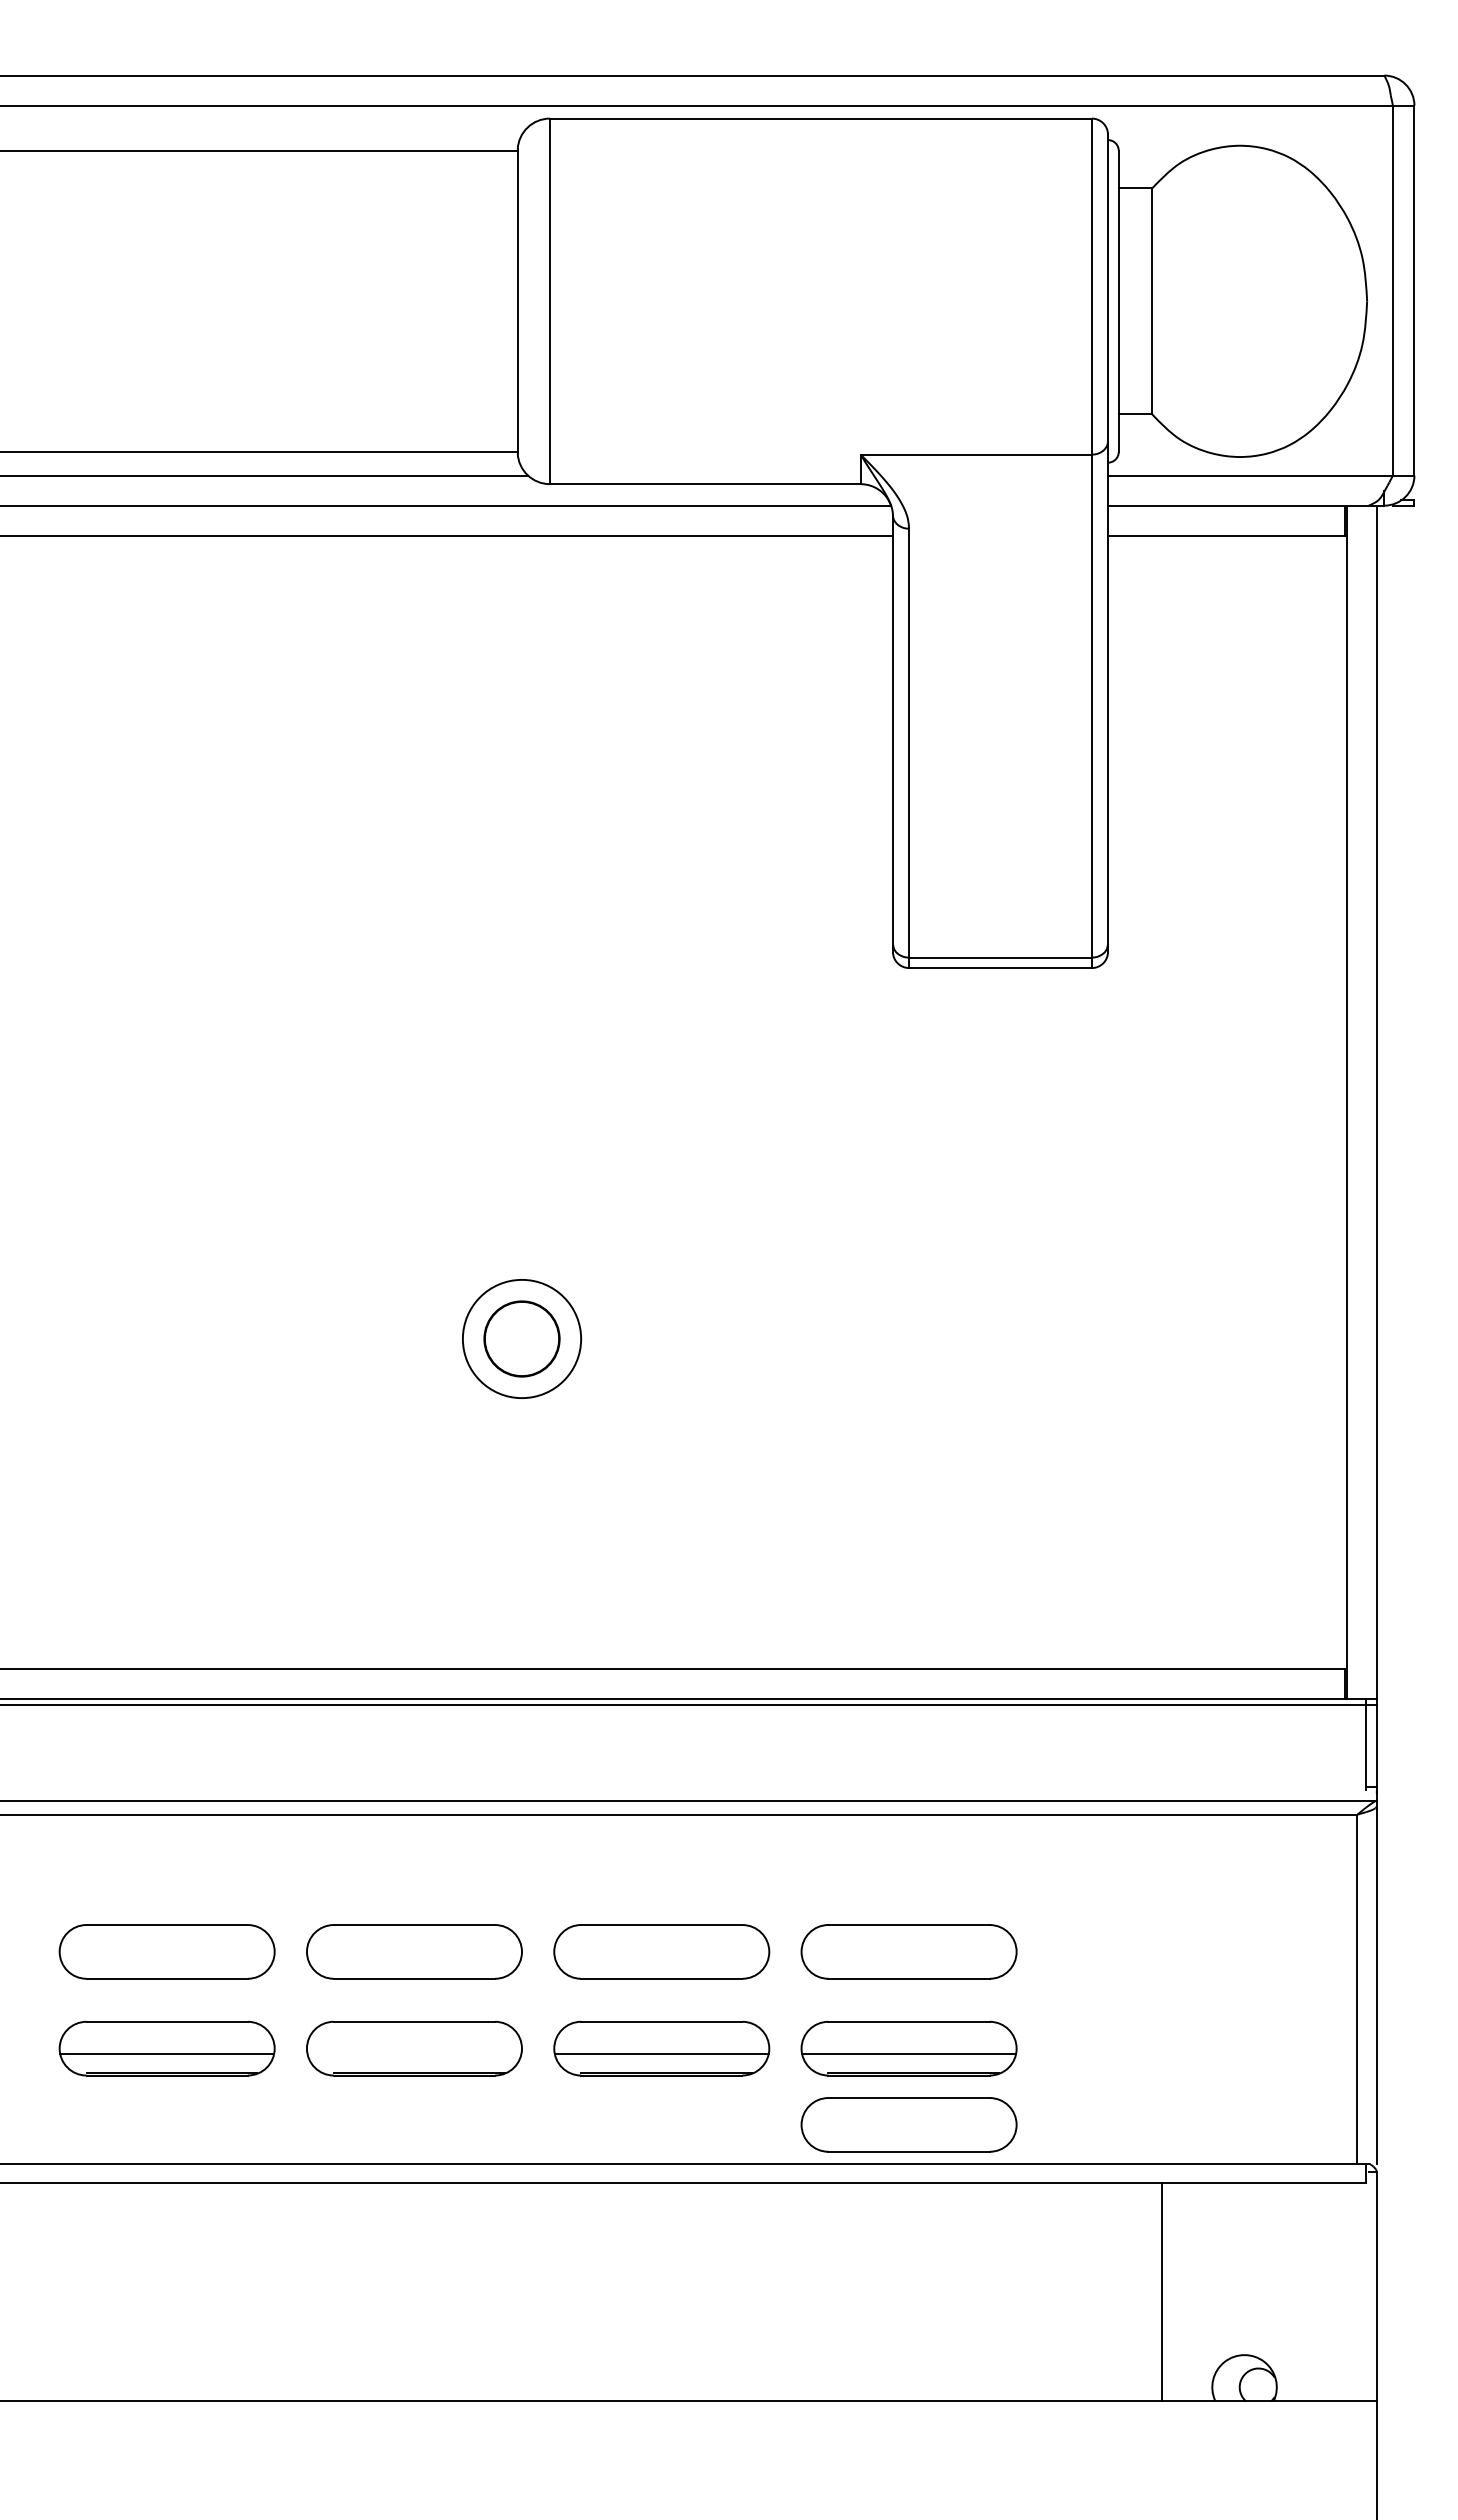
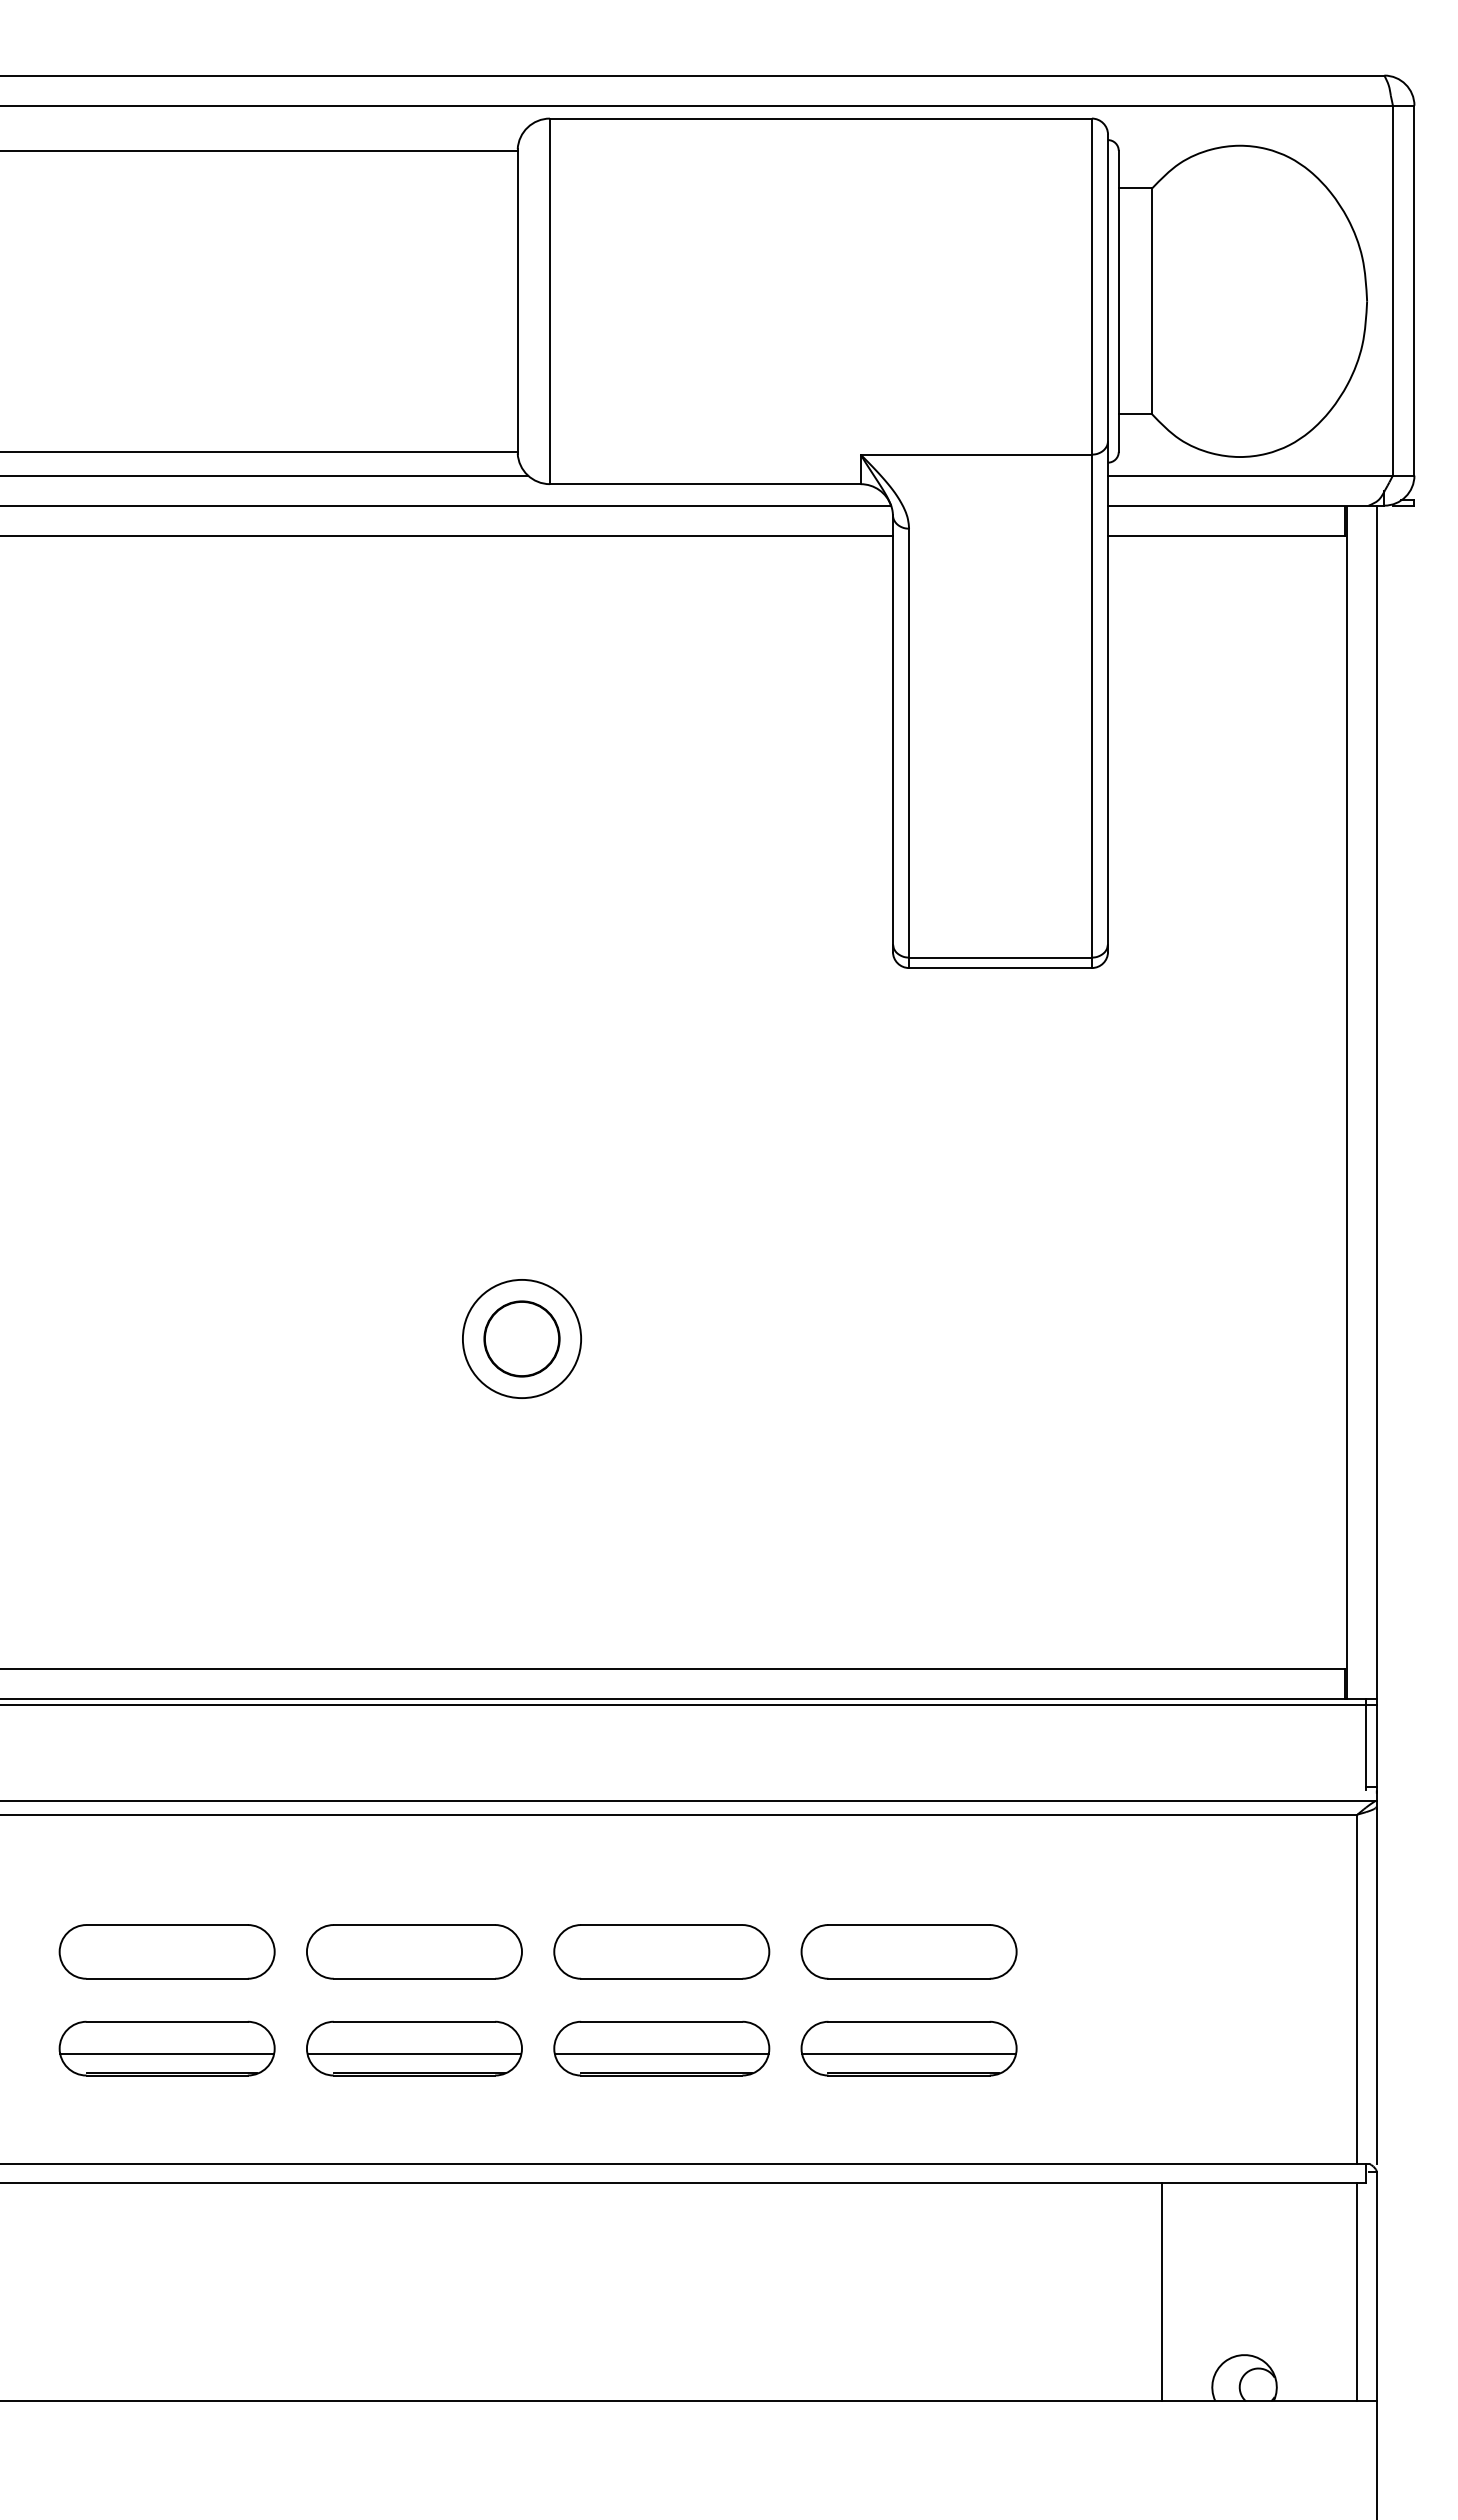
line: none -> present (414, 2054)
part: present -> none (908, 2124)
line: none -> present (1357, 2291)
